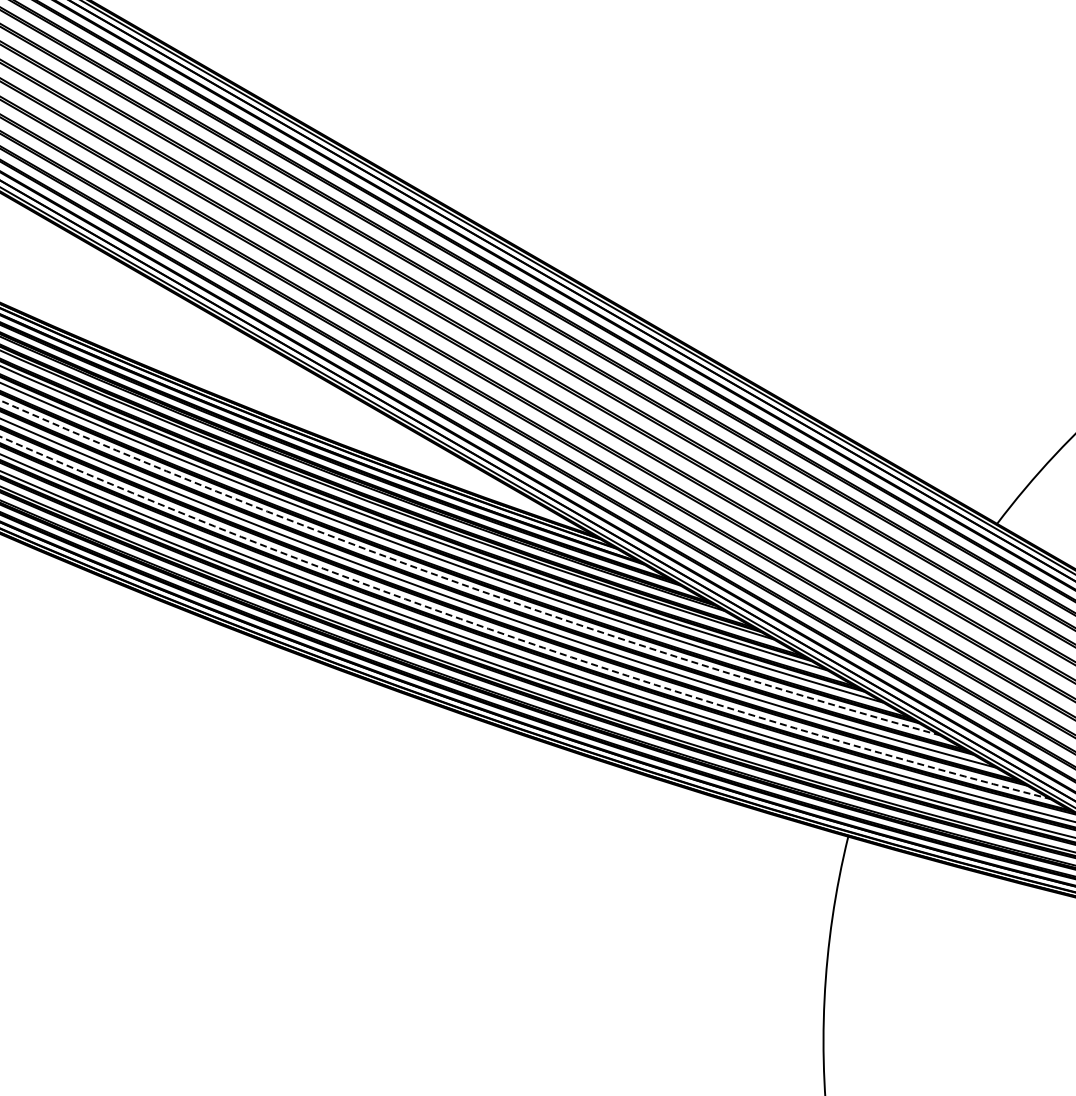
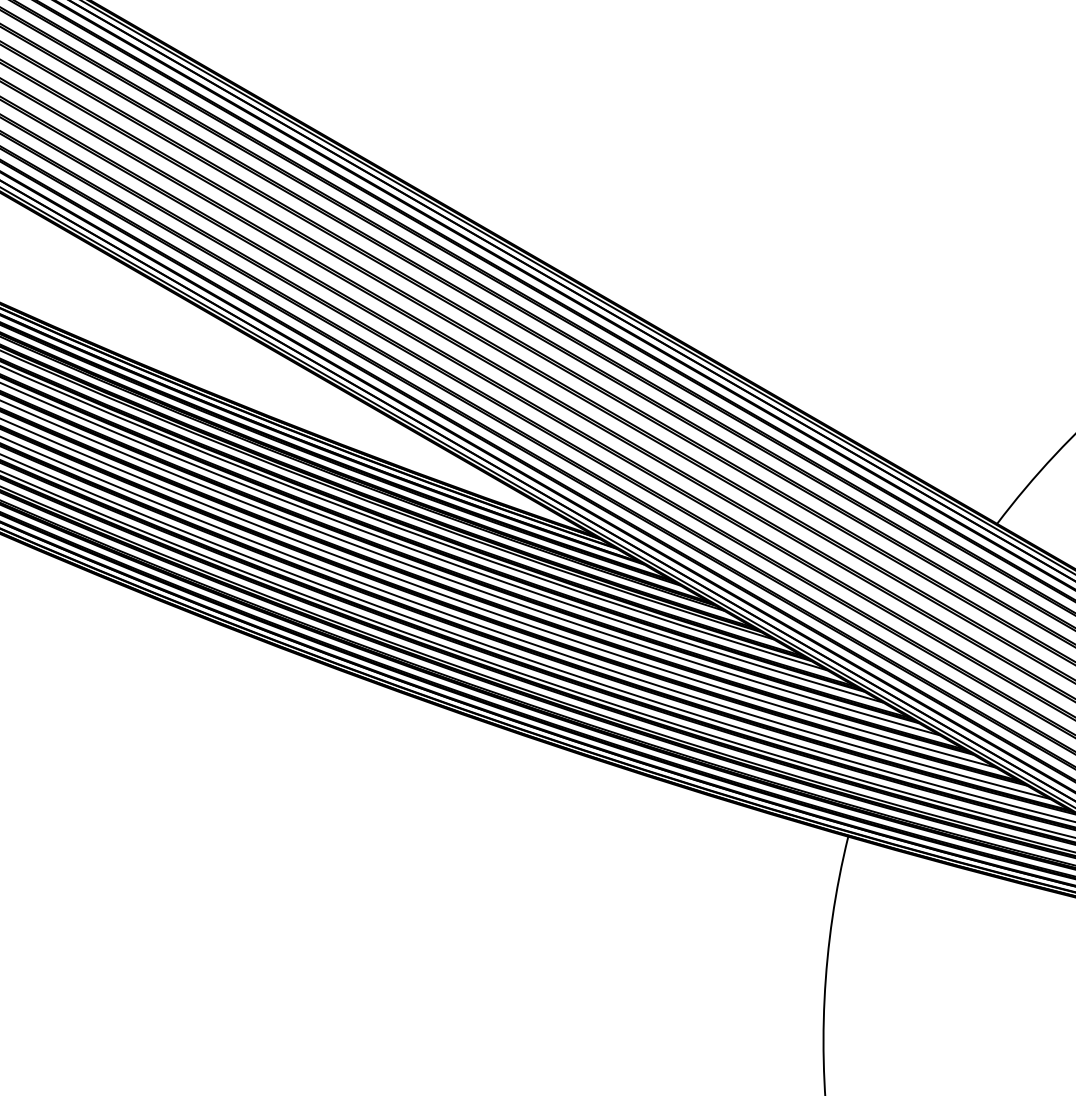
arc: dashed -> solid (465, 585)
arc: dashed -> solid (517, 638)
